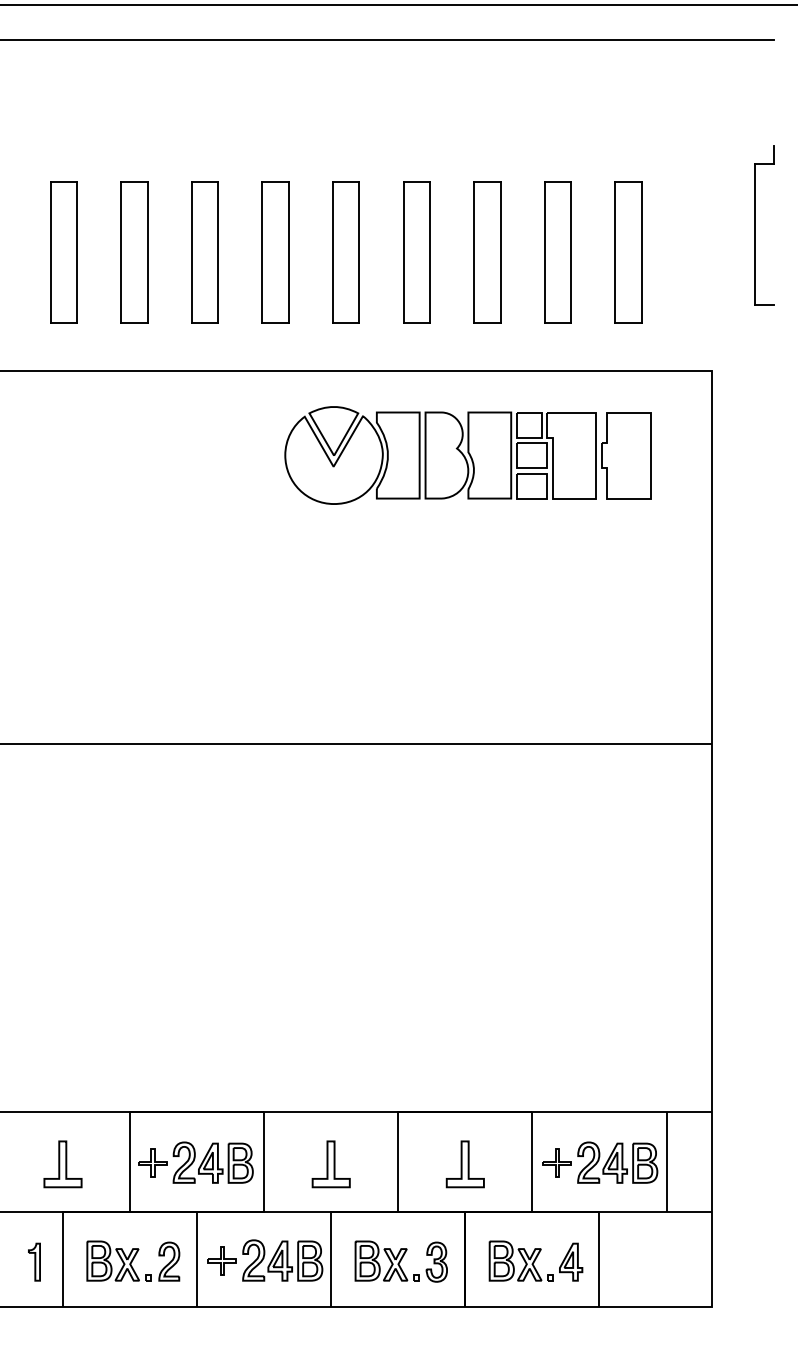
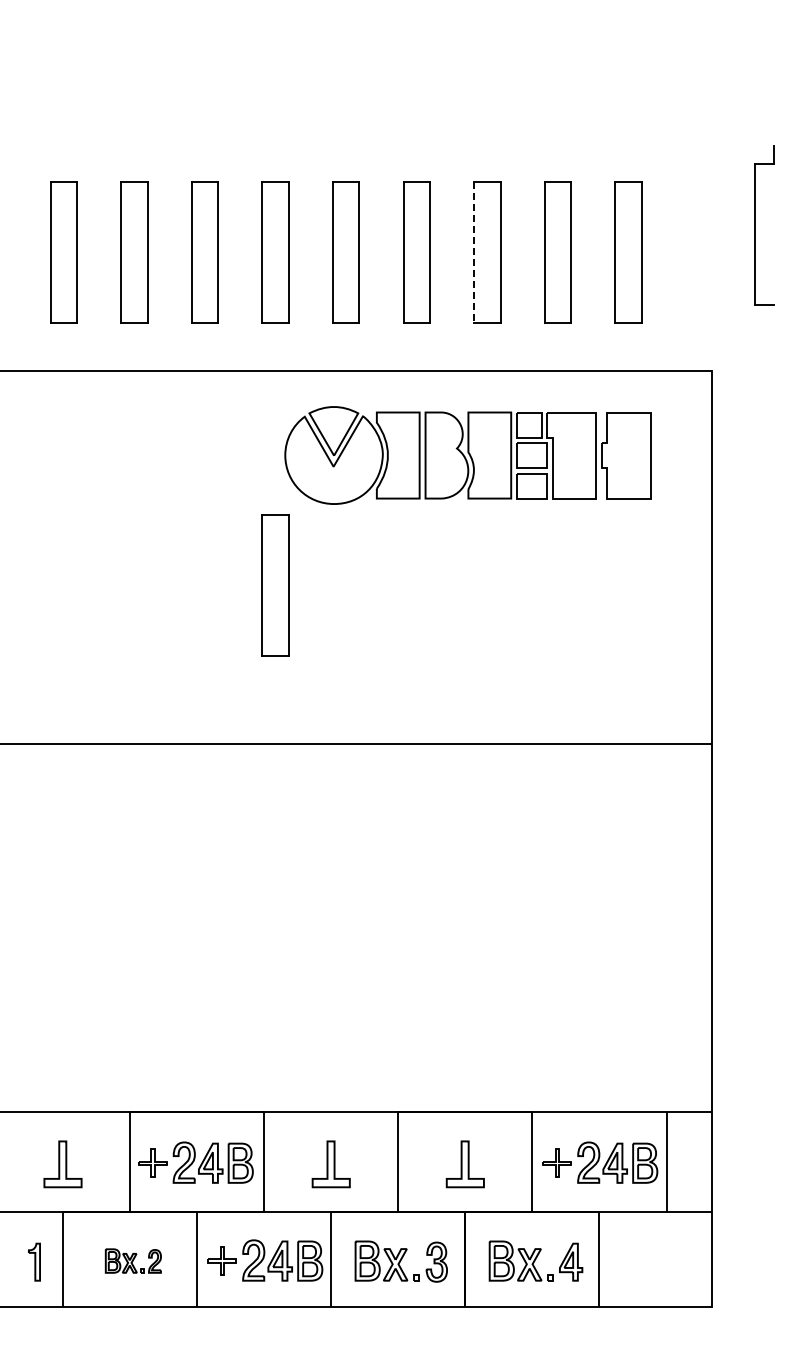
line: present -> none (398, 5)
line: present -> none (388, 40)
line: solid -> dashed (474, 252)
part: none -> present (275, 585)
part size: 95x42 px -> 58x26 px (132, 1260)
